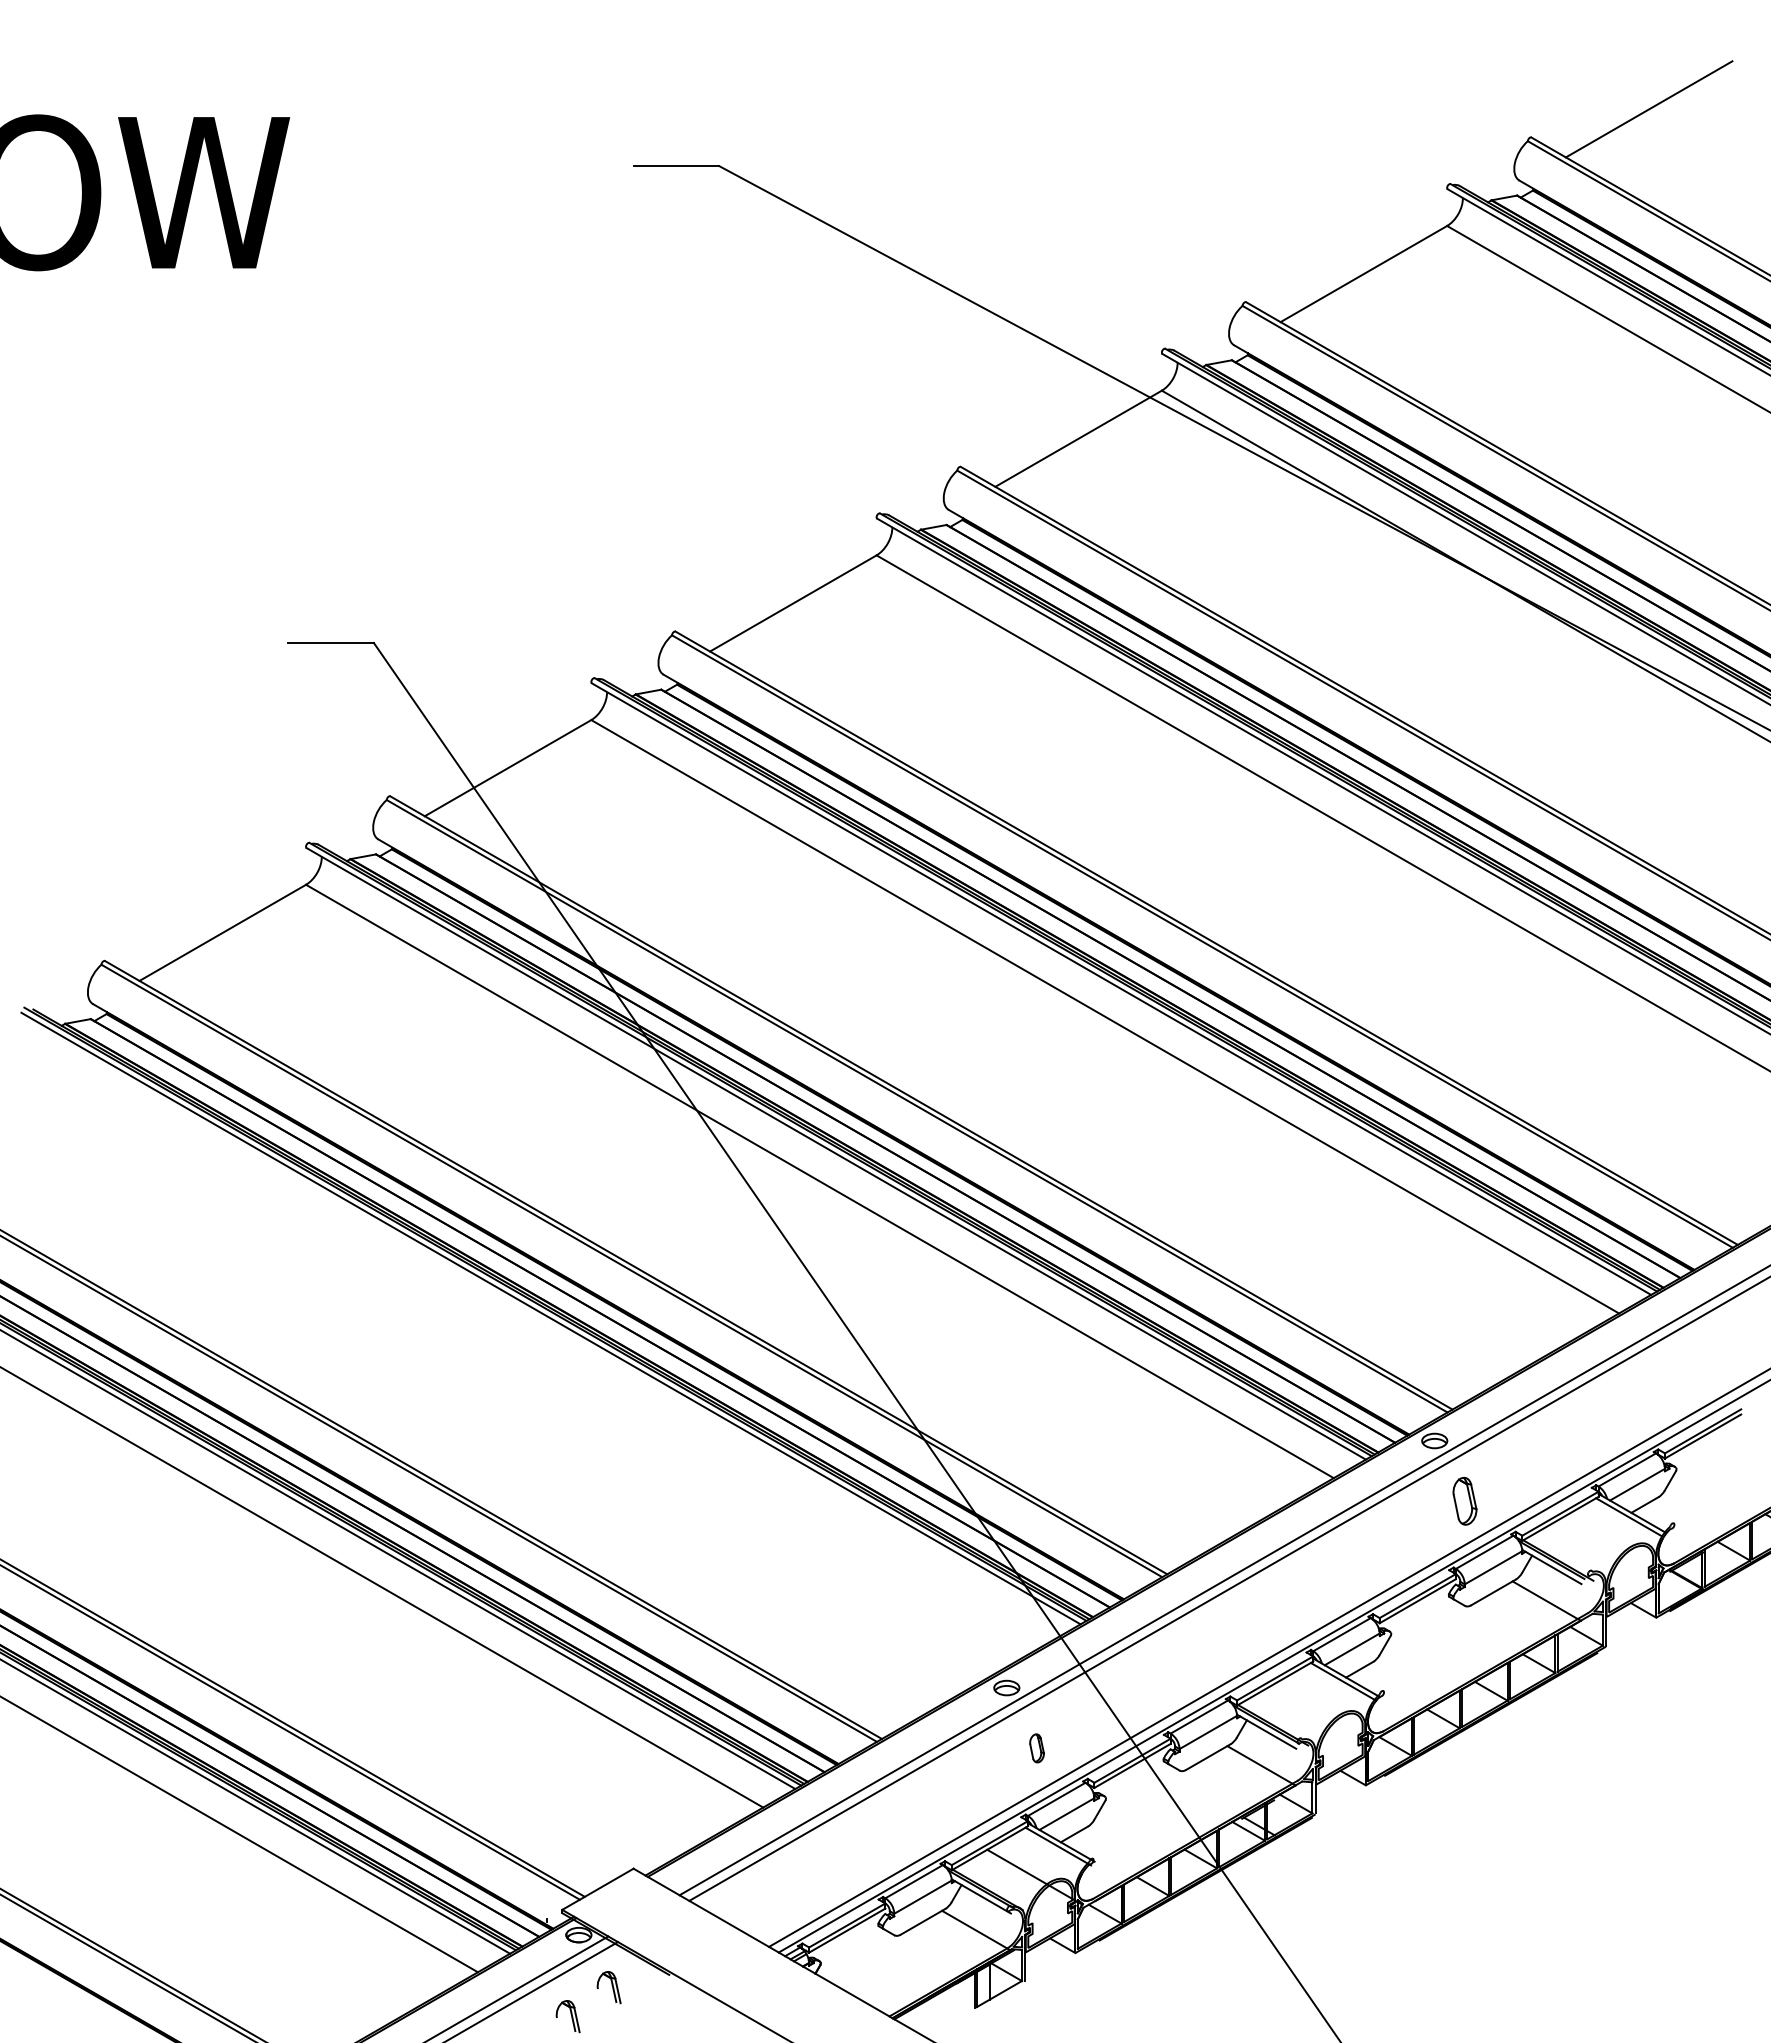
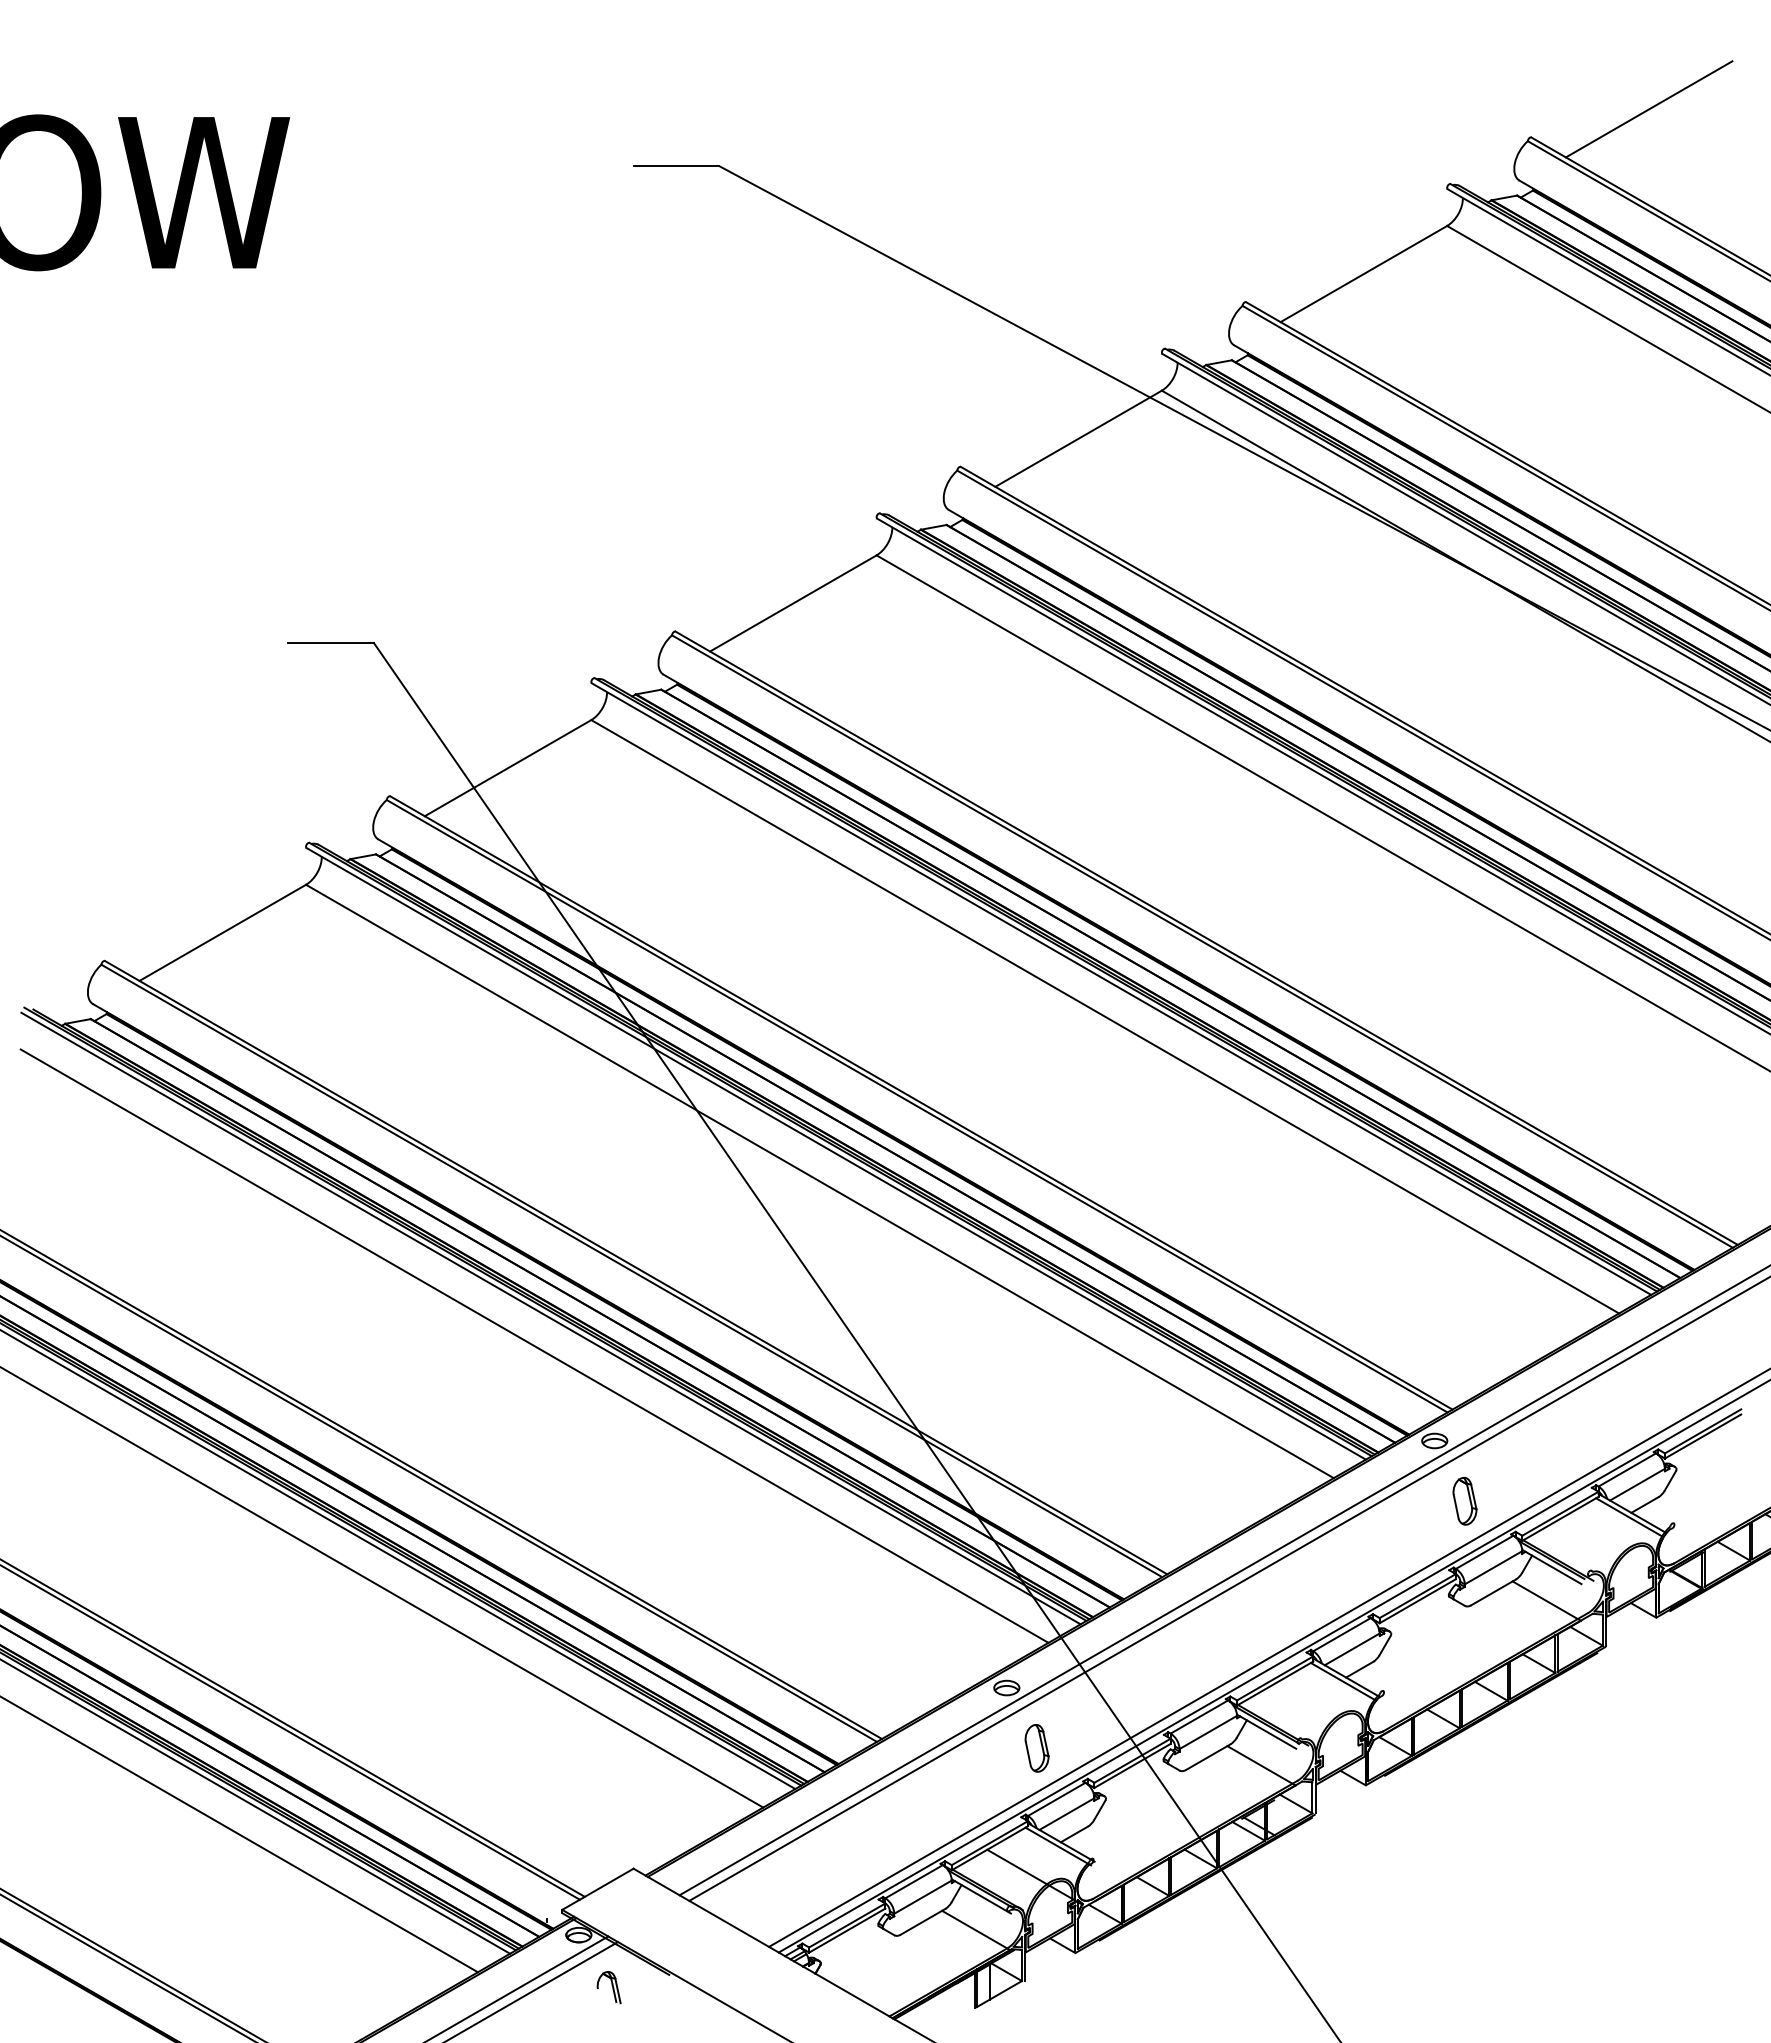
line: none -> present (534, 1345)
part size: 16x31 px -> 26x49 px (1036, 1748)
part: present -> none (567, 2016)
